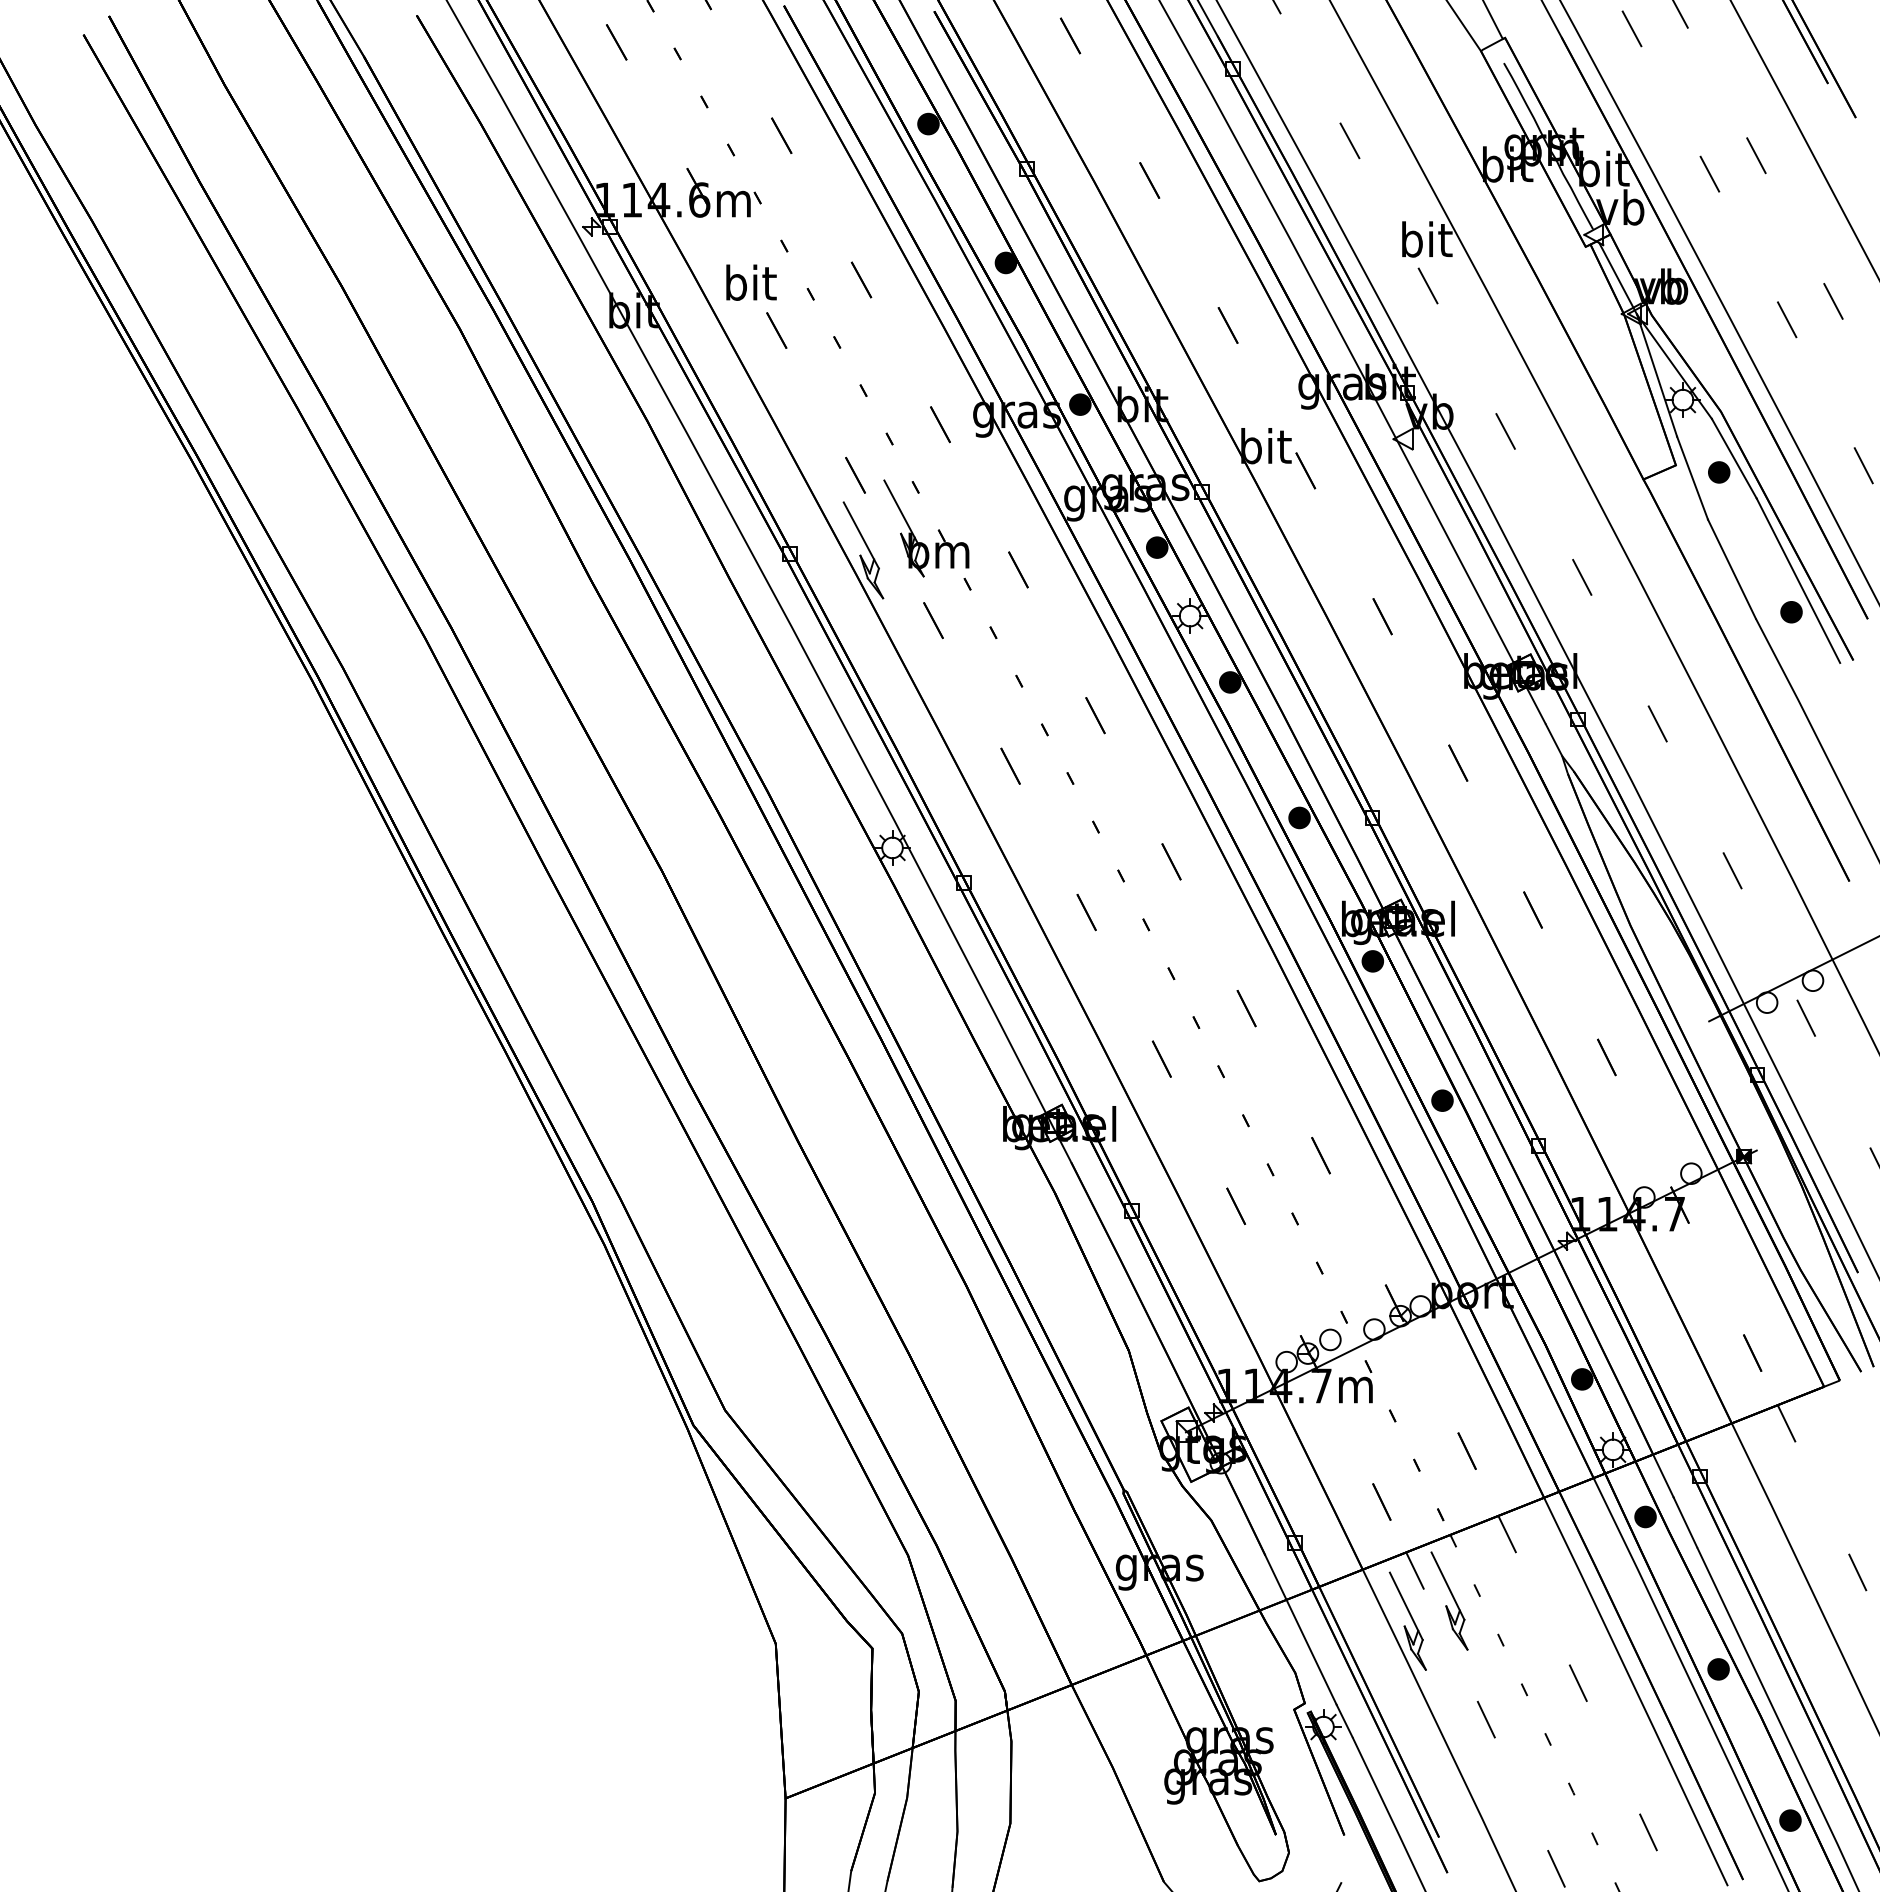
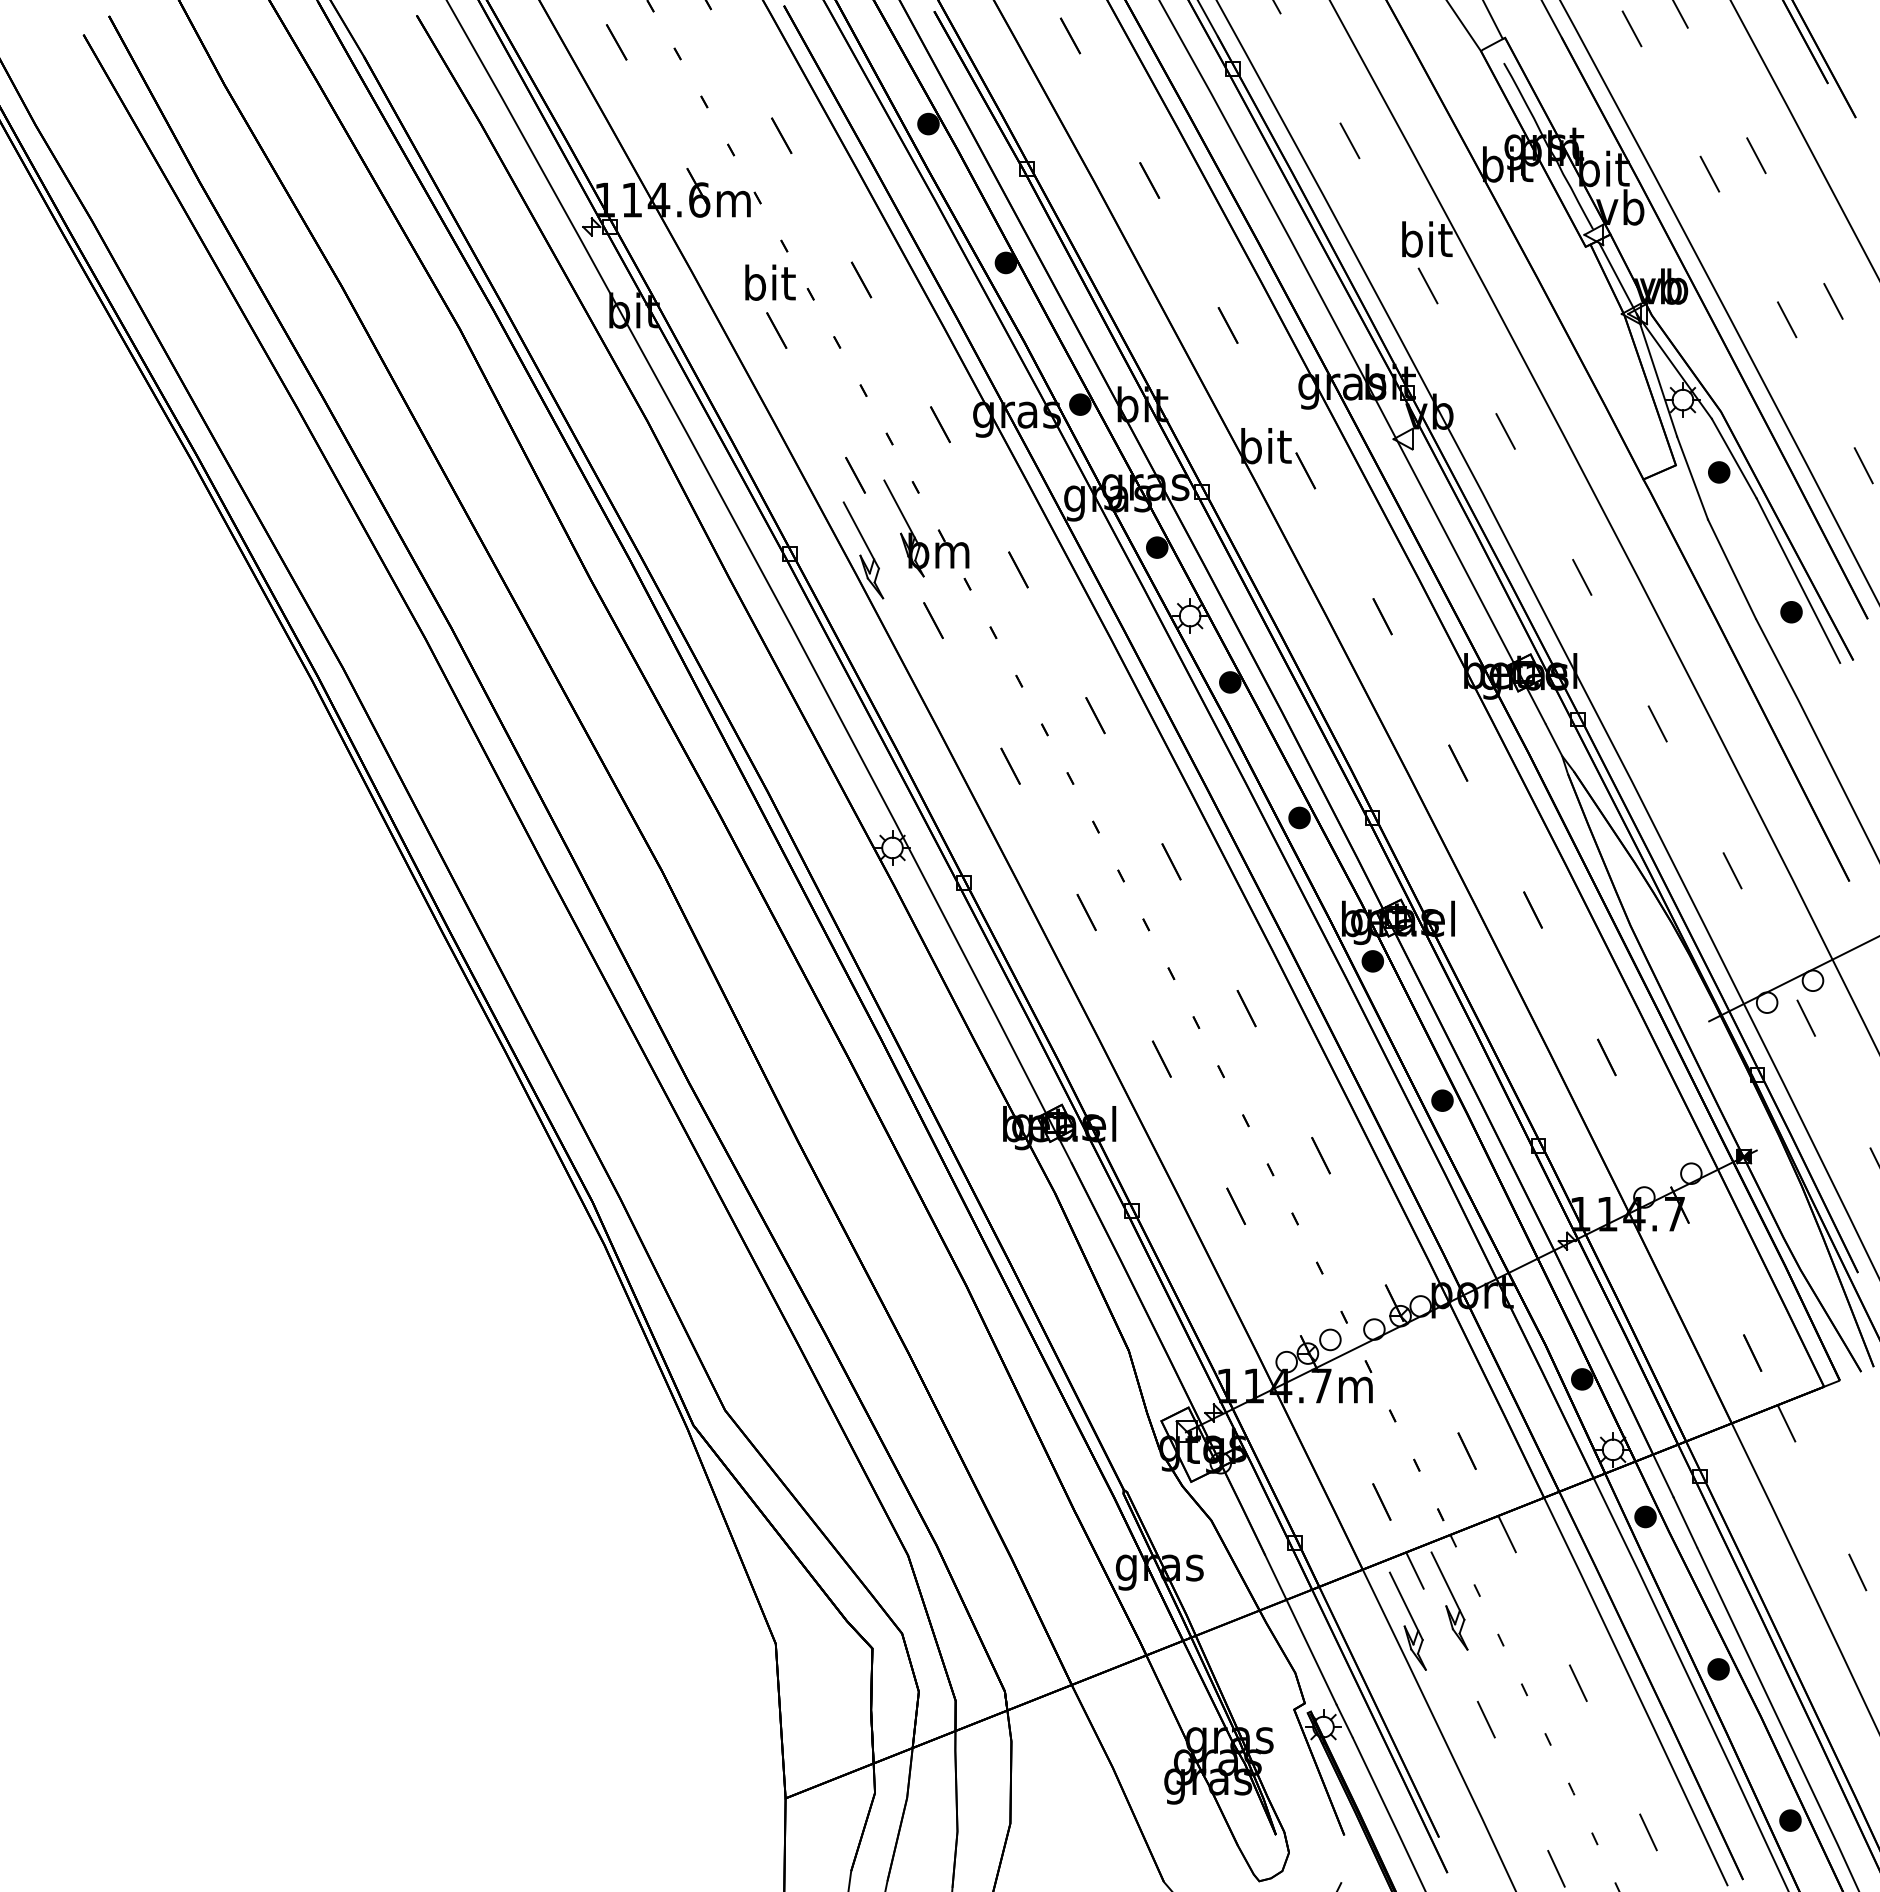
text position: (751, 282) -> (770, 282) (770, 282)
